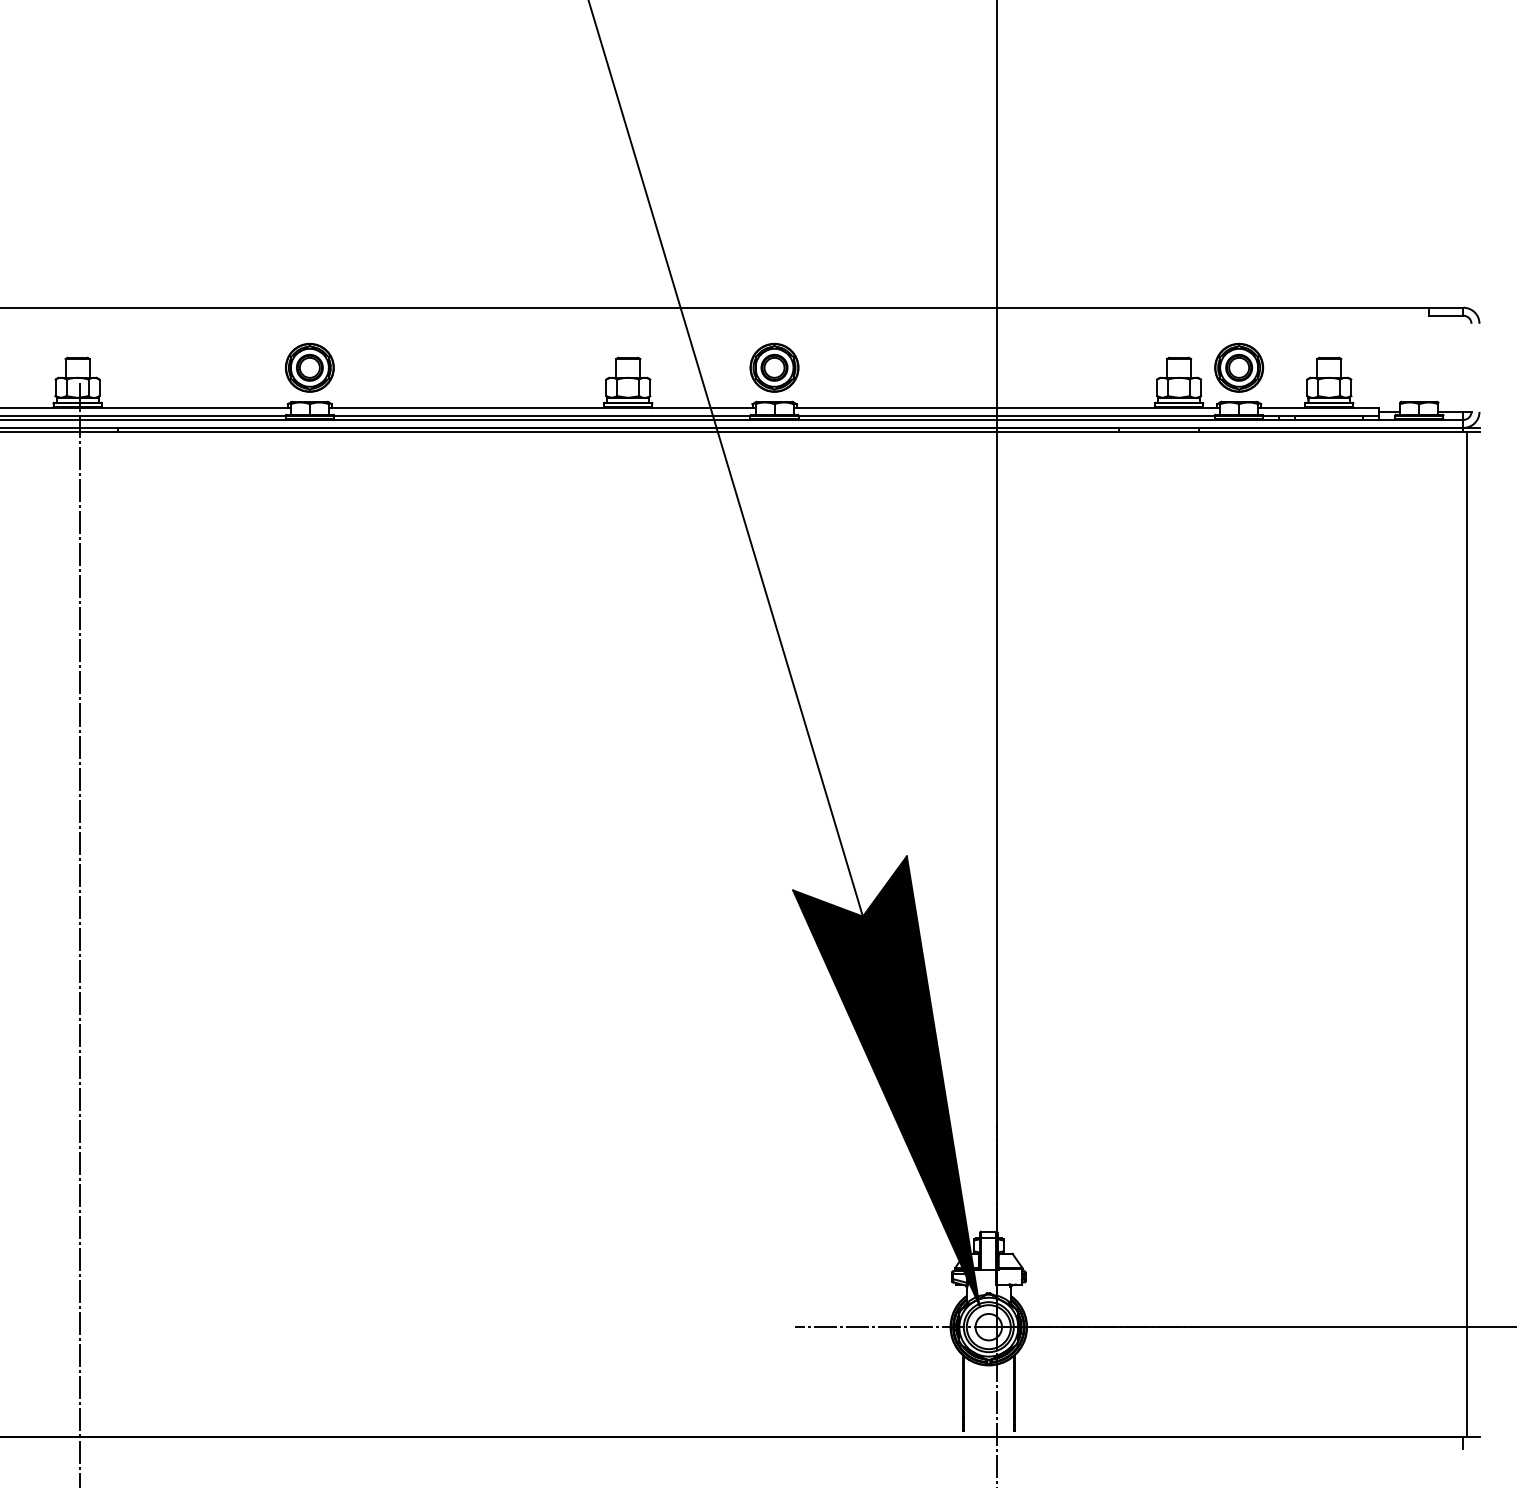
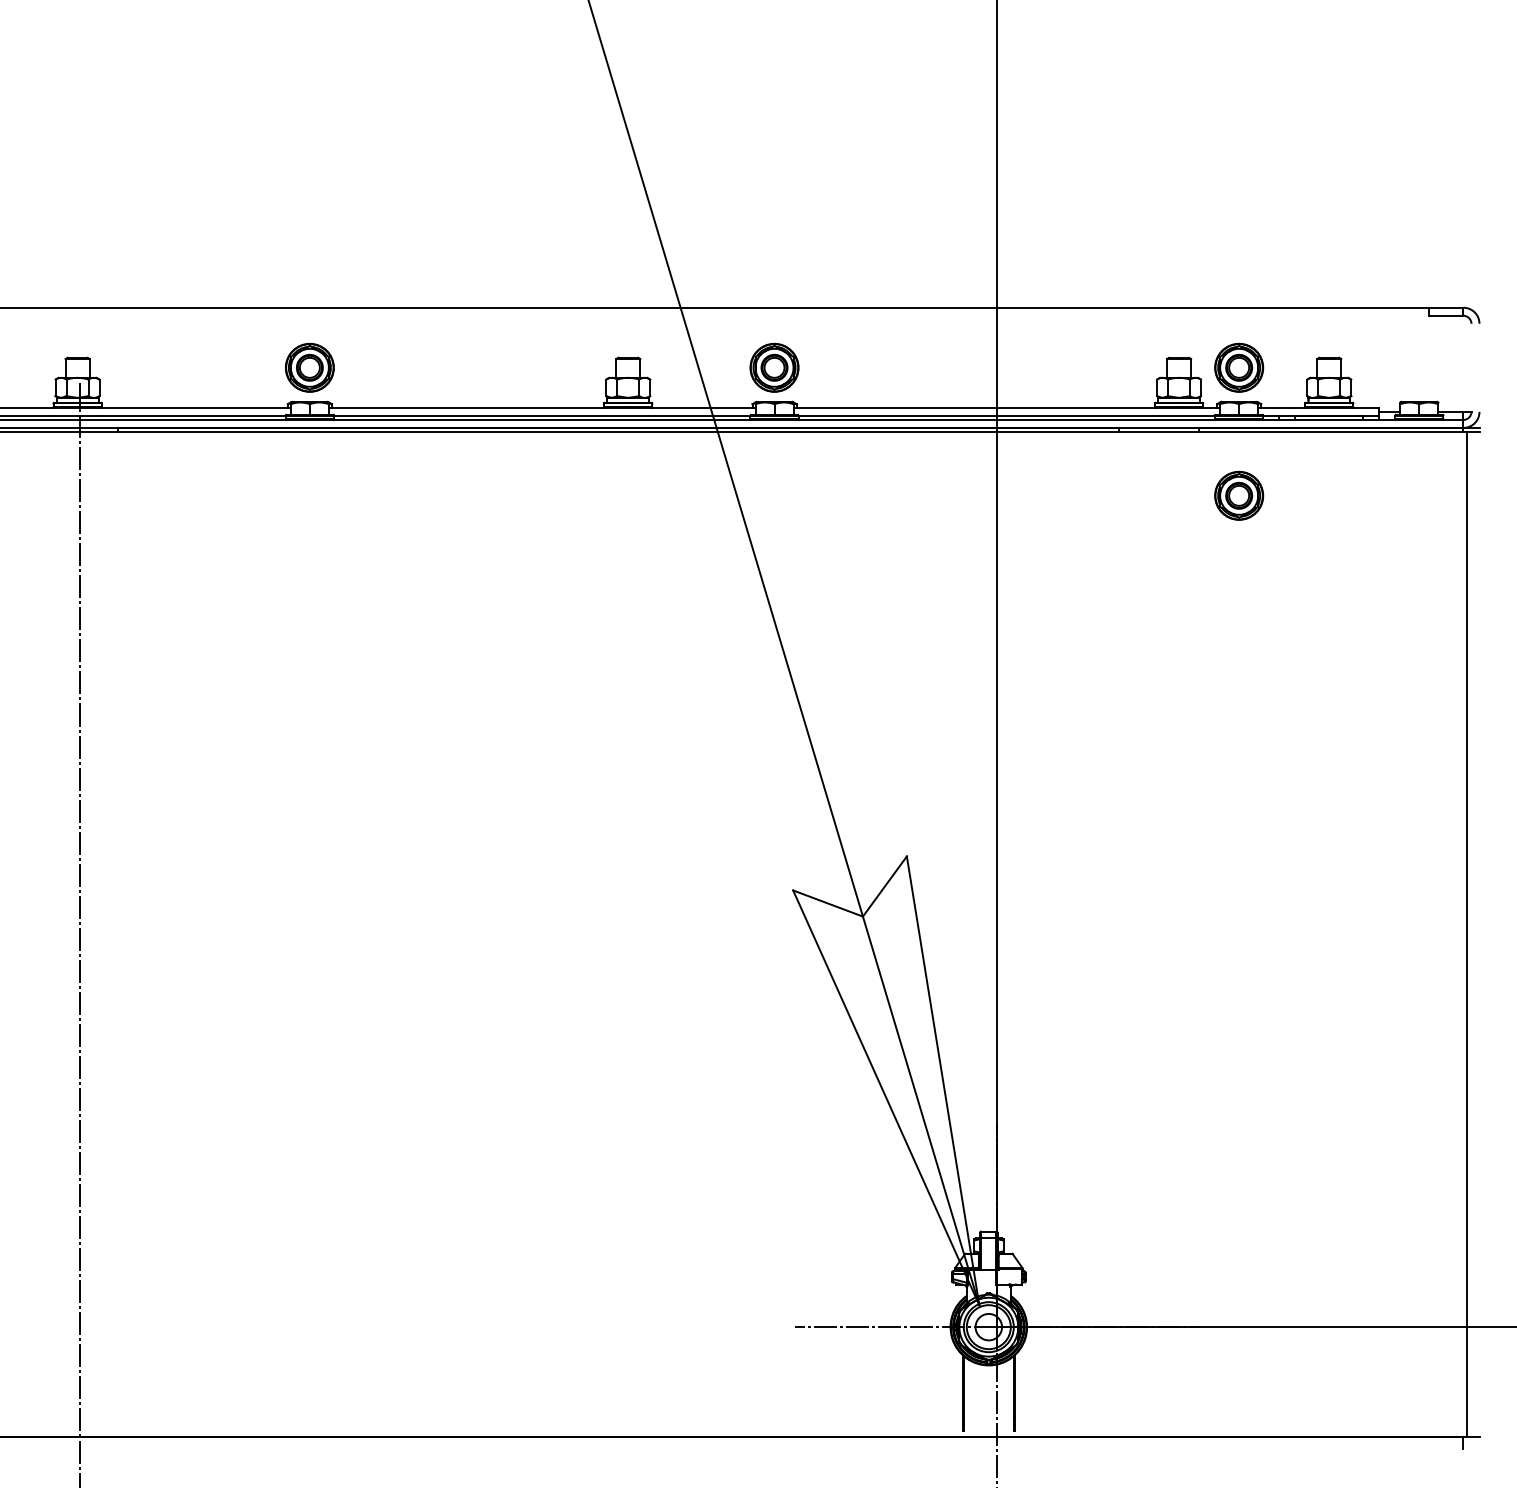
part: none -> present (1239, 495)
fill: present -> none (886, 1080)
